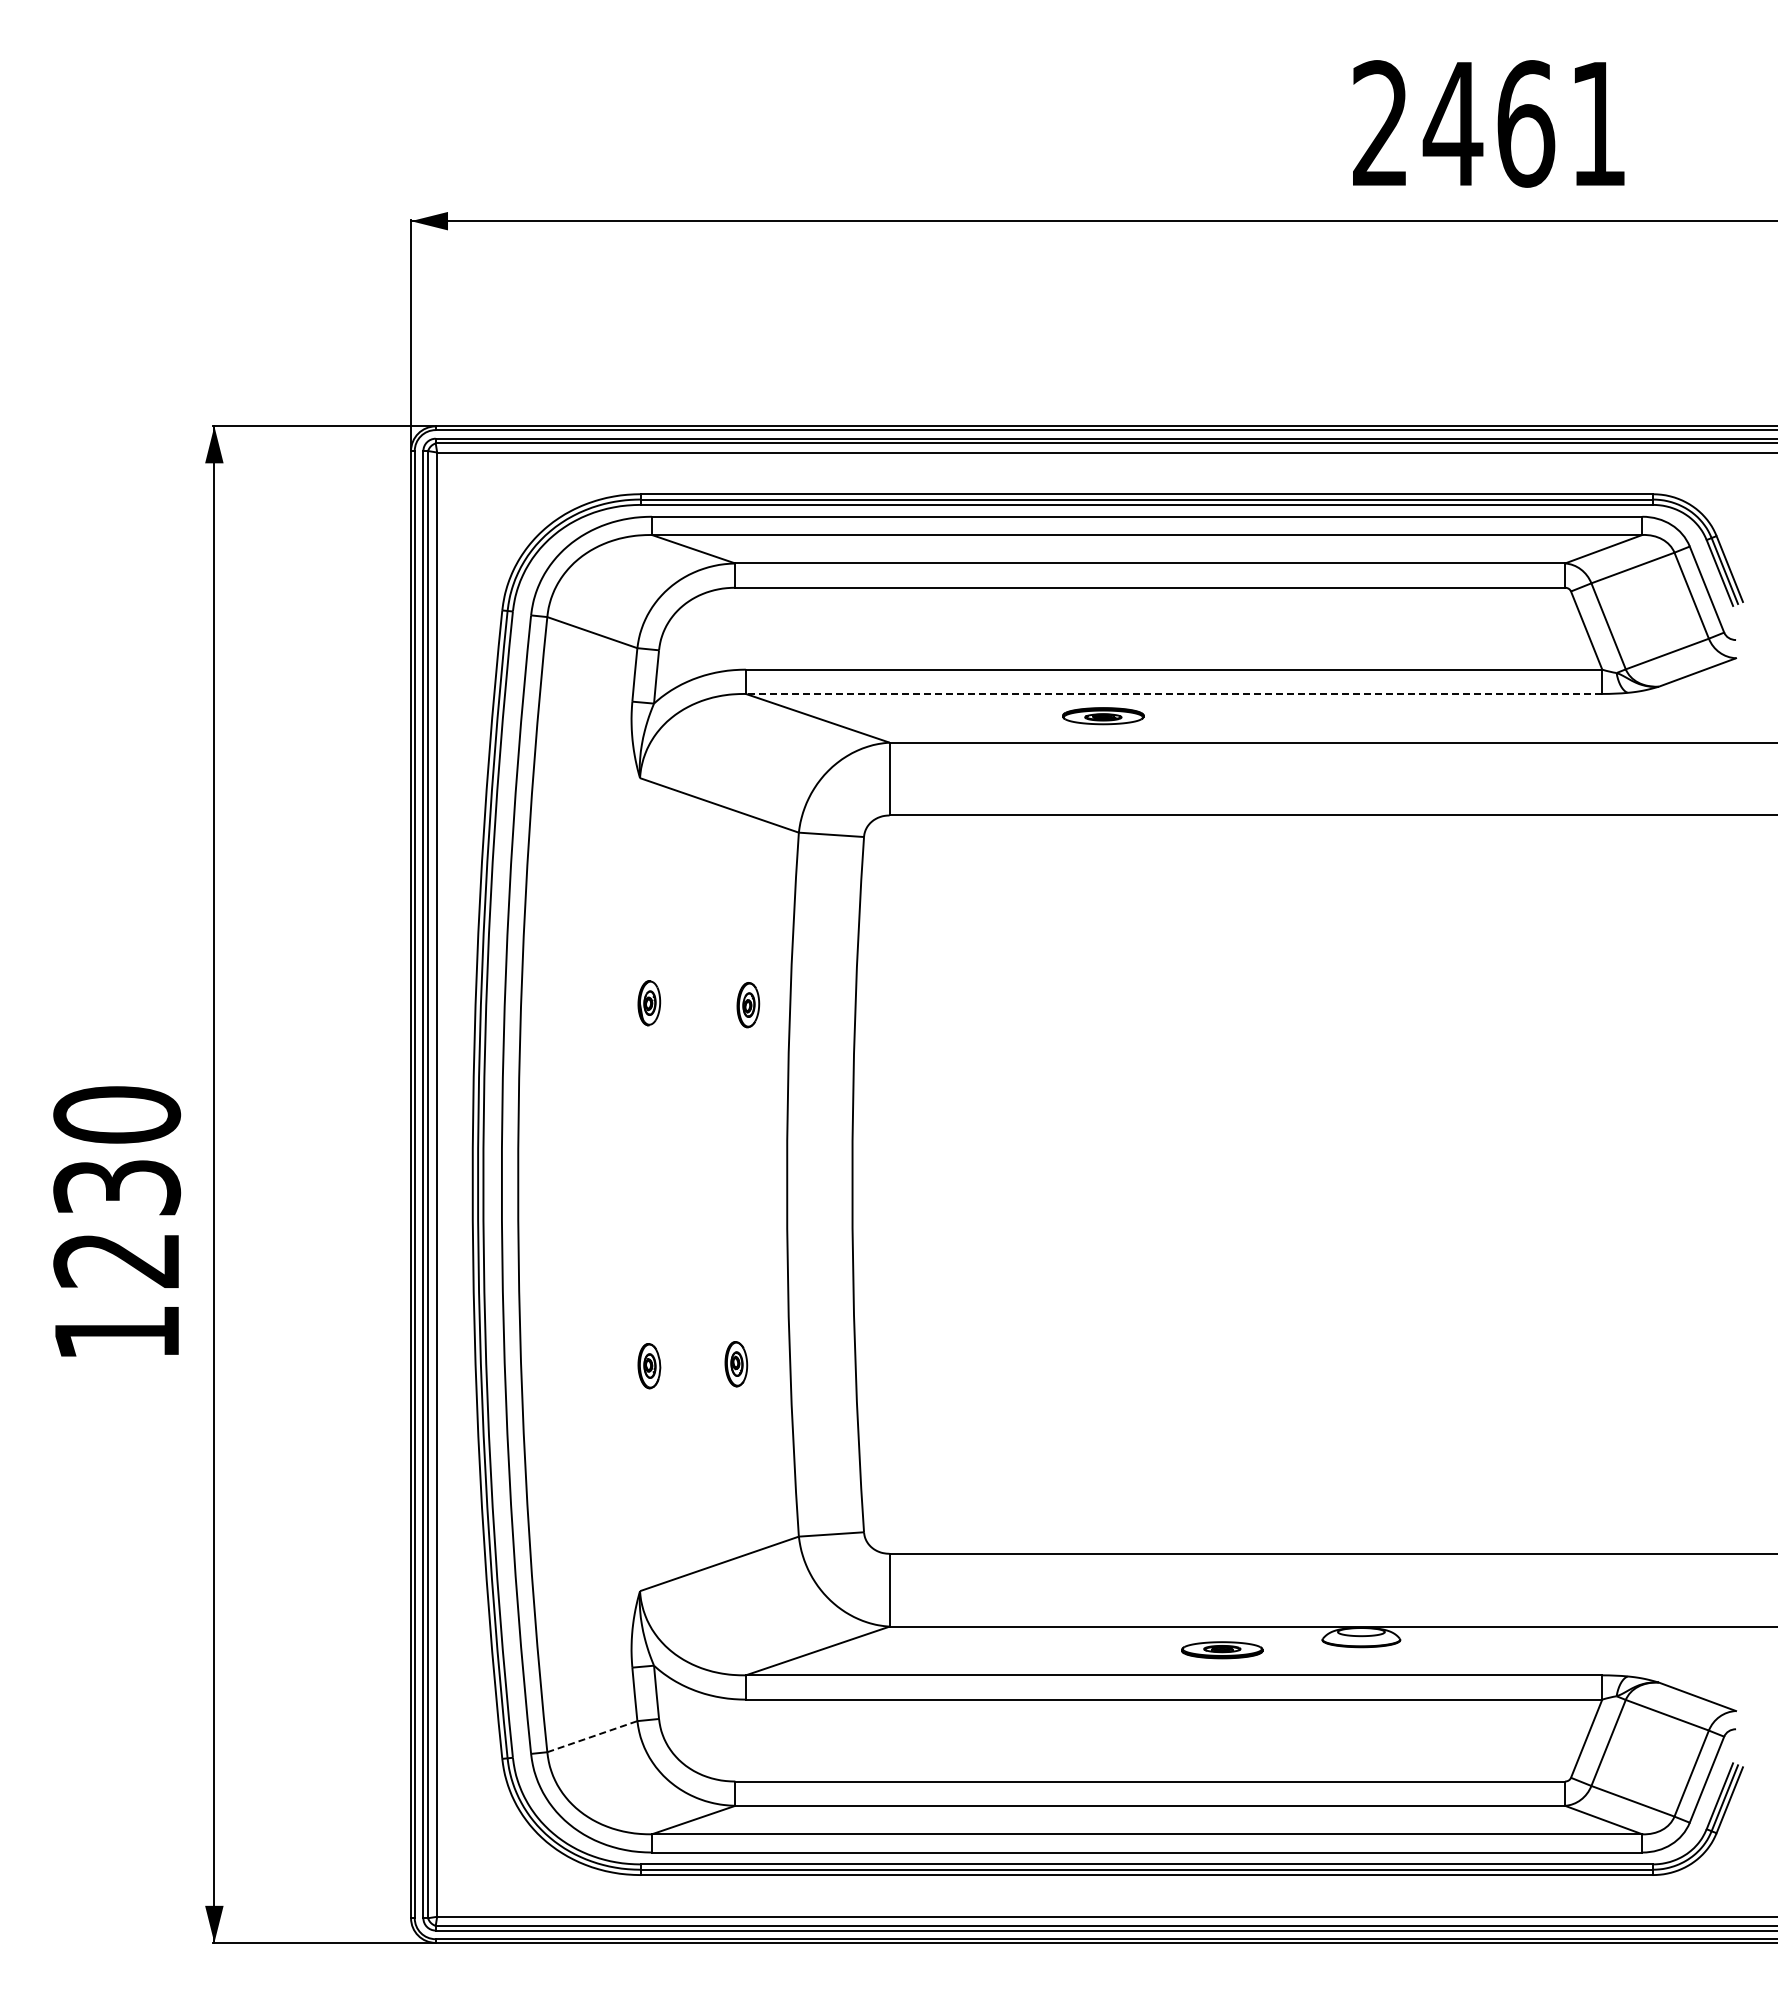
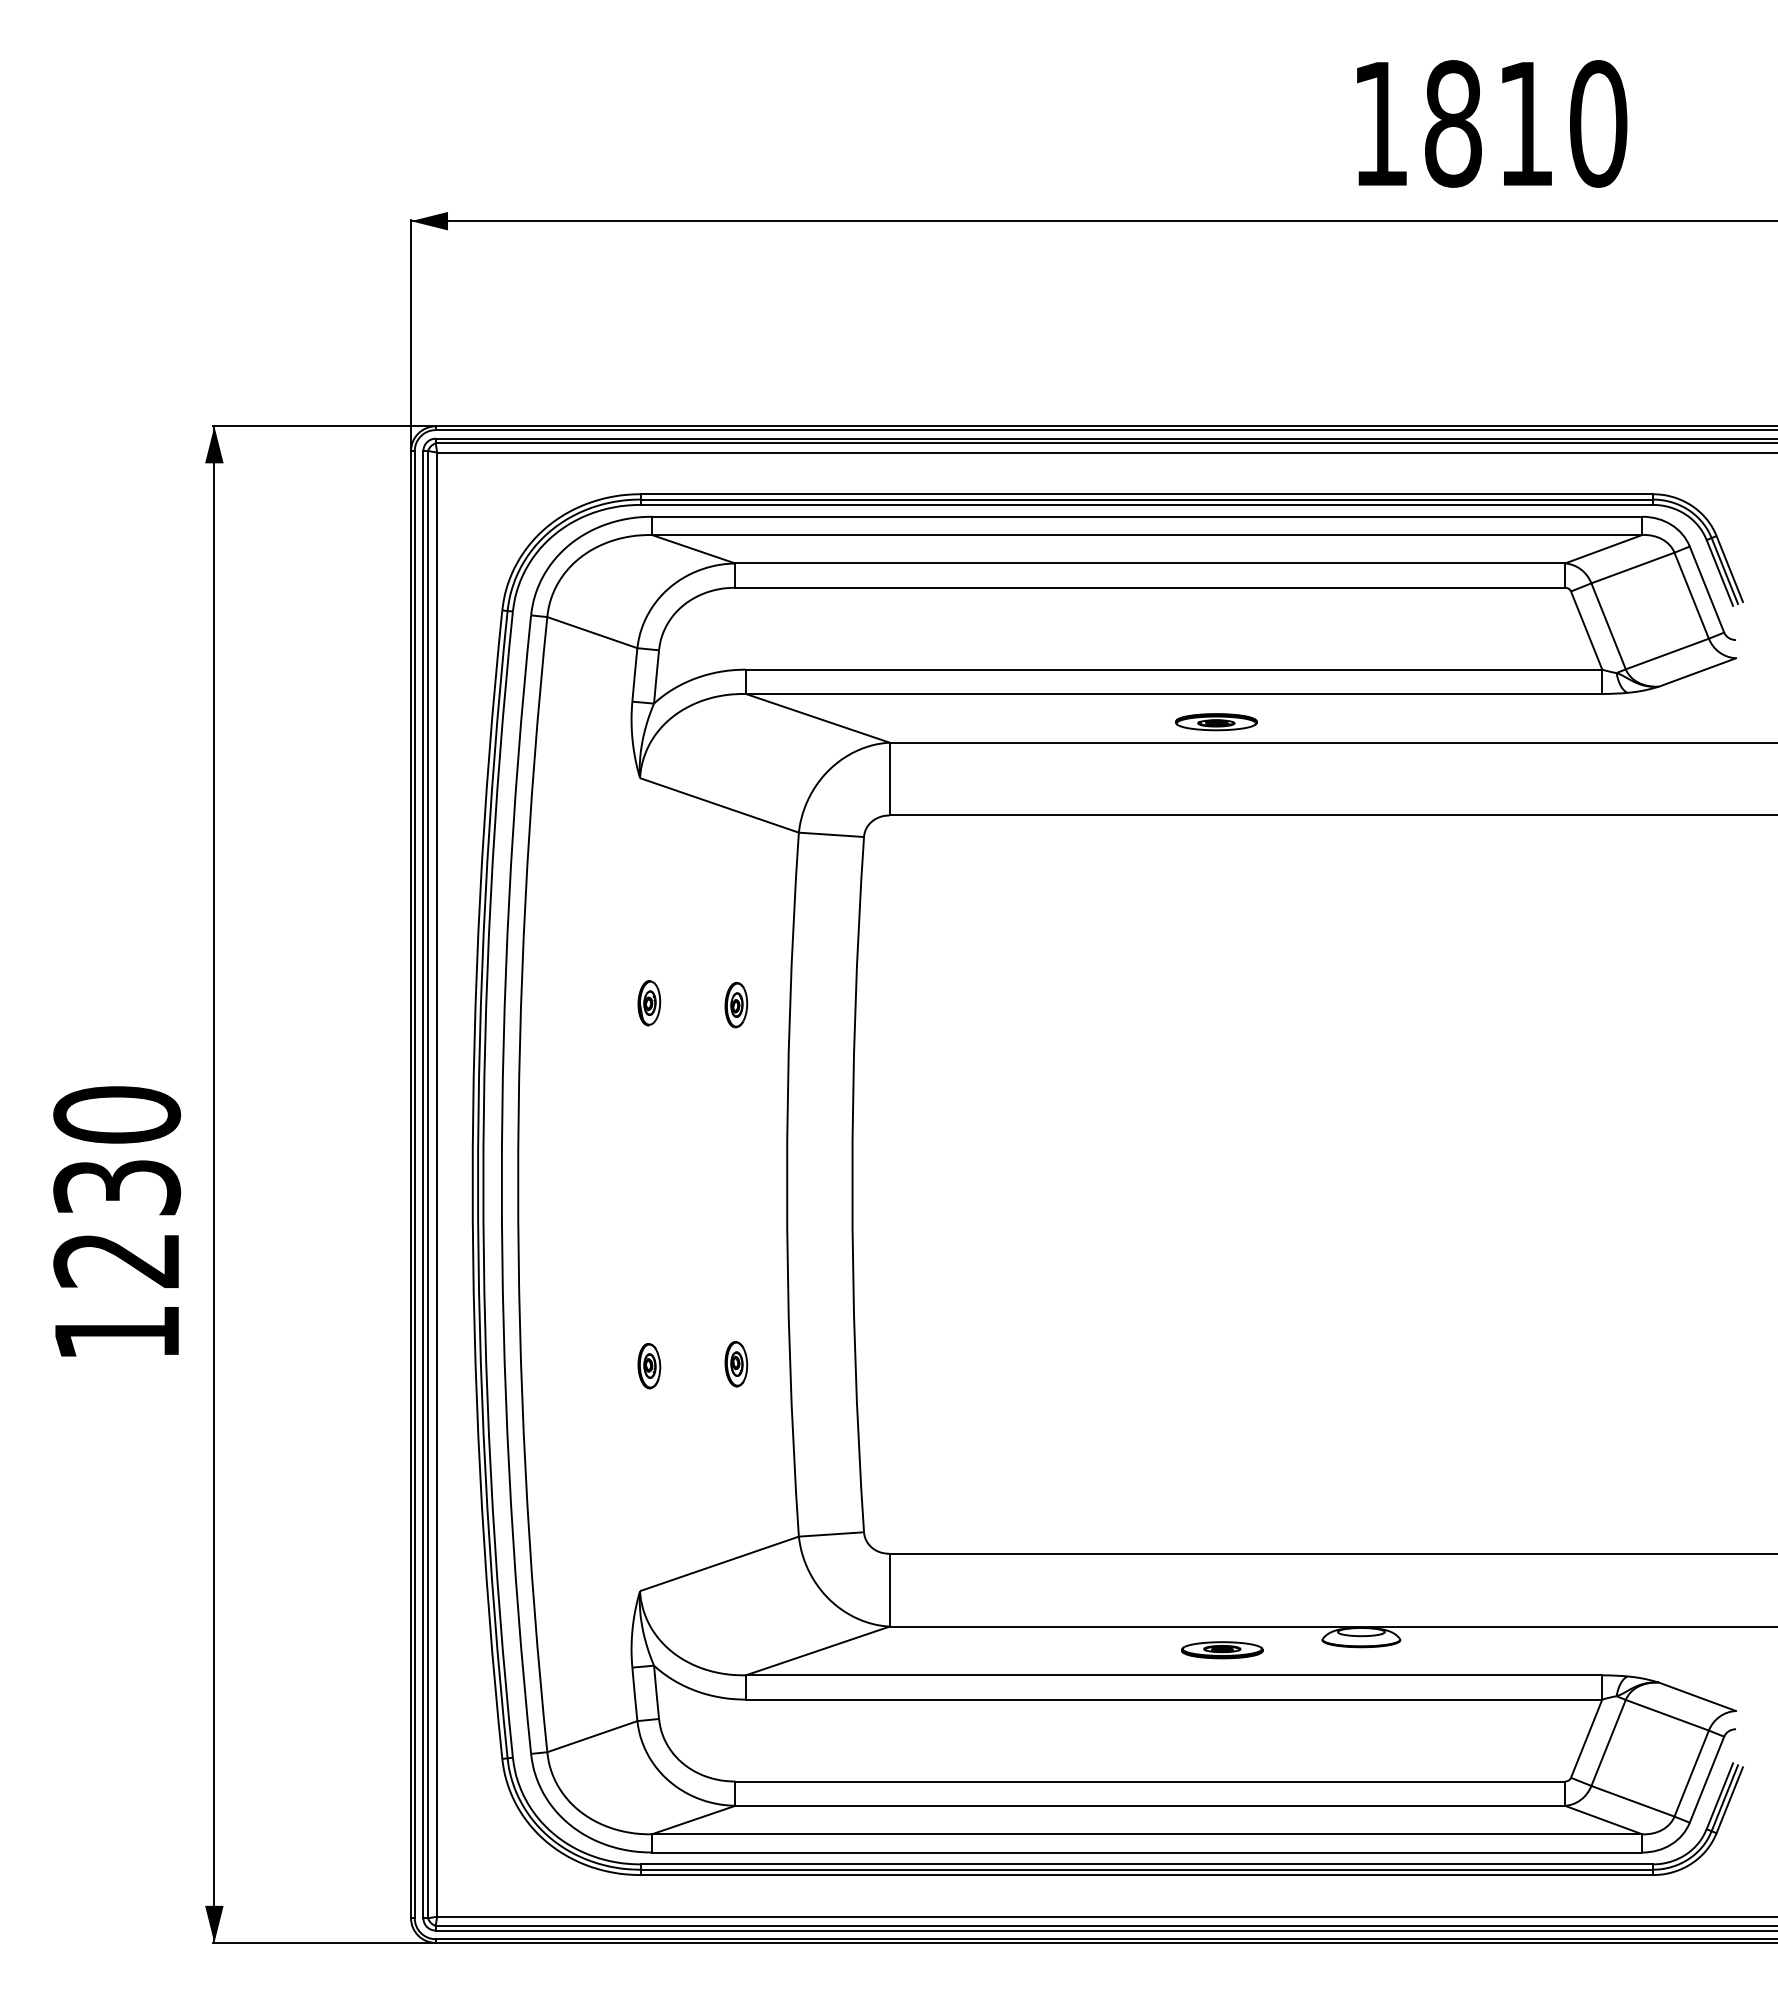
text: 2461 -> 1810 (1490, 123)
line: dashed -> solid (1173, 693)
part position: (1103, 716) -> (1216, 722) (1216, 722)
part position: (748, 1005) -> (736, 1005) (736, 1005)
line: dashed -> solid (593, 1736)
